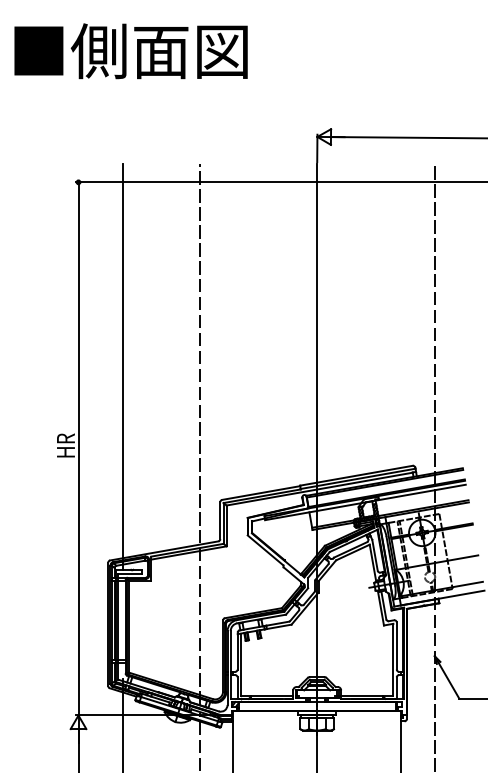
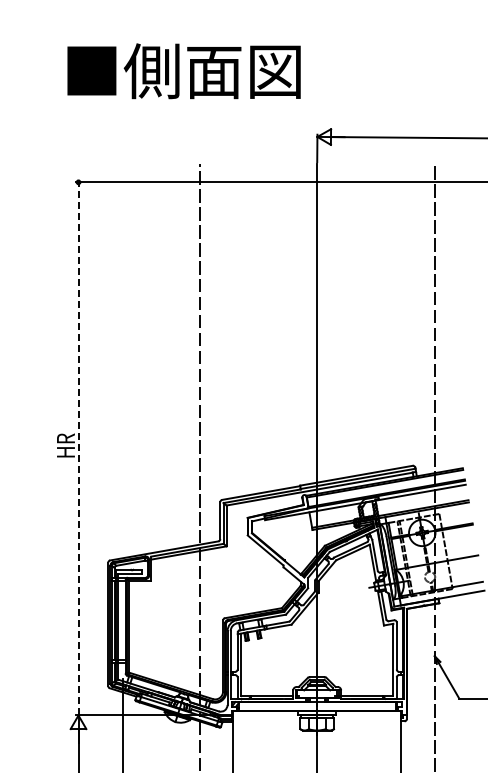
text position: (130, 51) -> (183, 71) (183, 71)
line: present -> none (123, 366)
line: solid -> dashed (78, 448)
